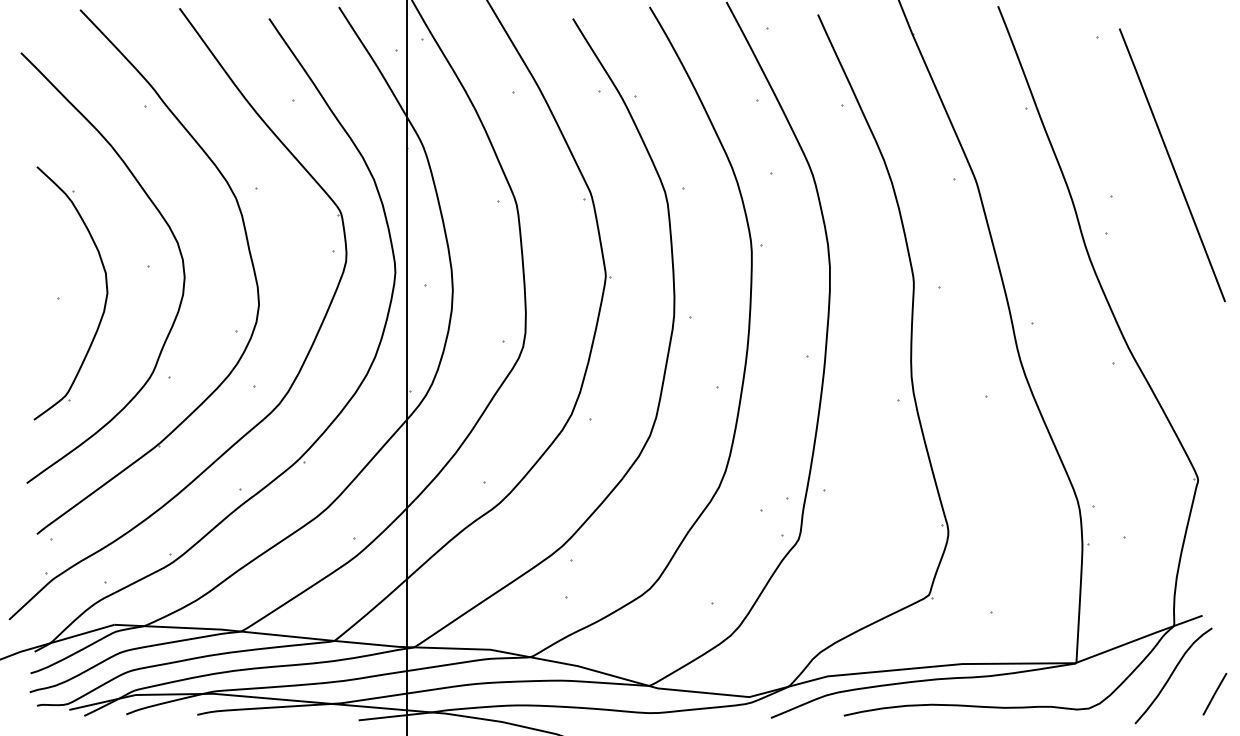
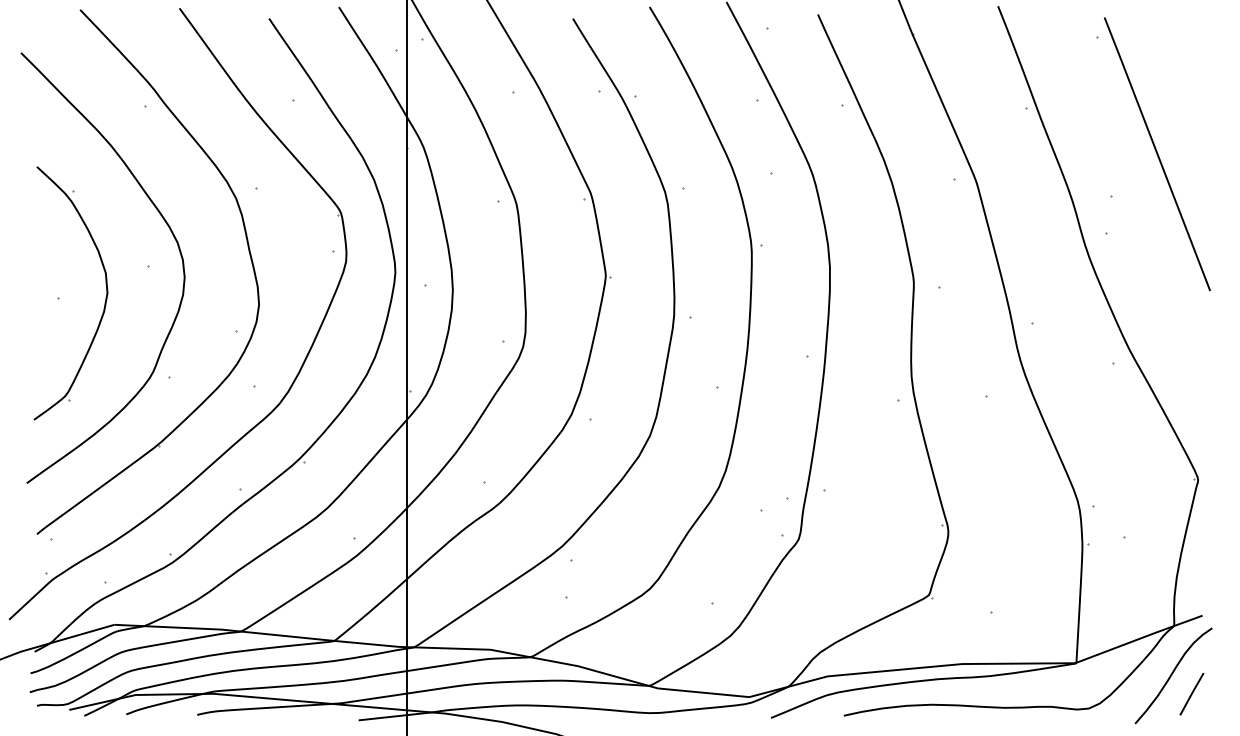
line position: (1172, 165) -> (1157, 154) (1157, 154)
line position: (1214, 694) -> (1191, 694) (1191, 694)
